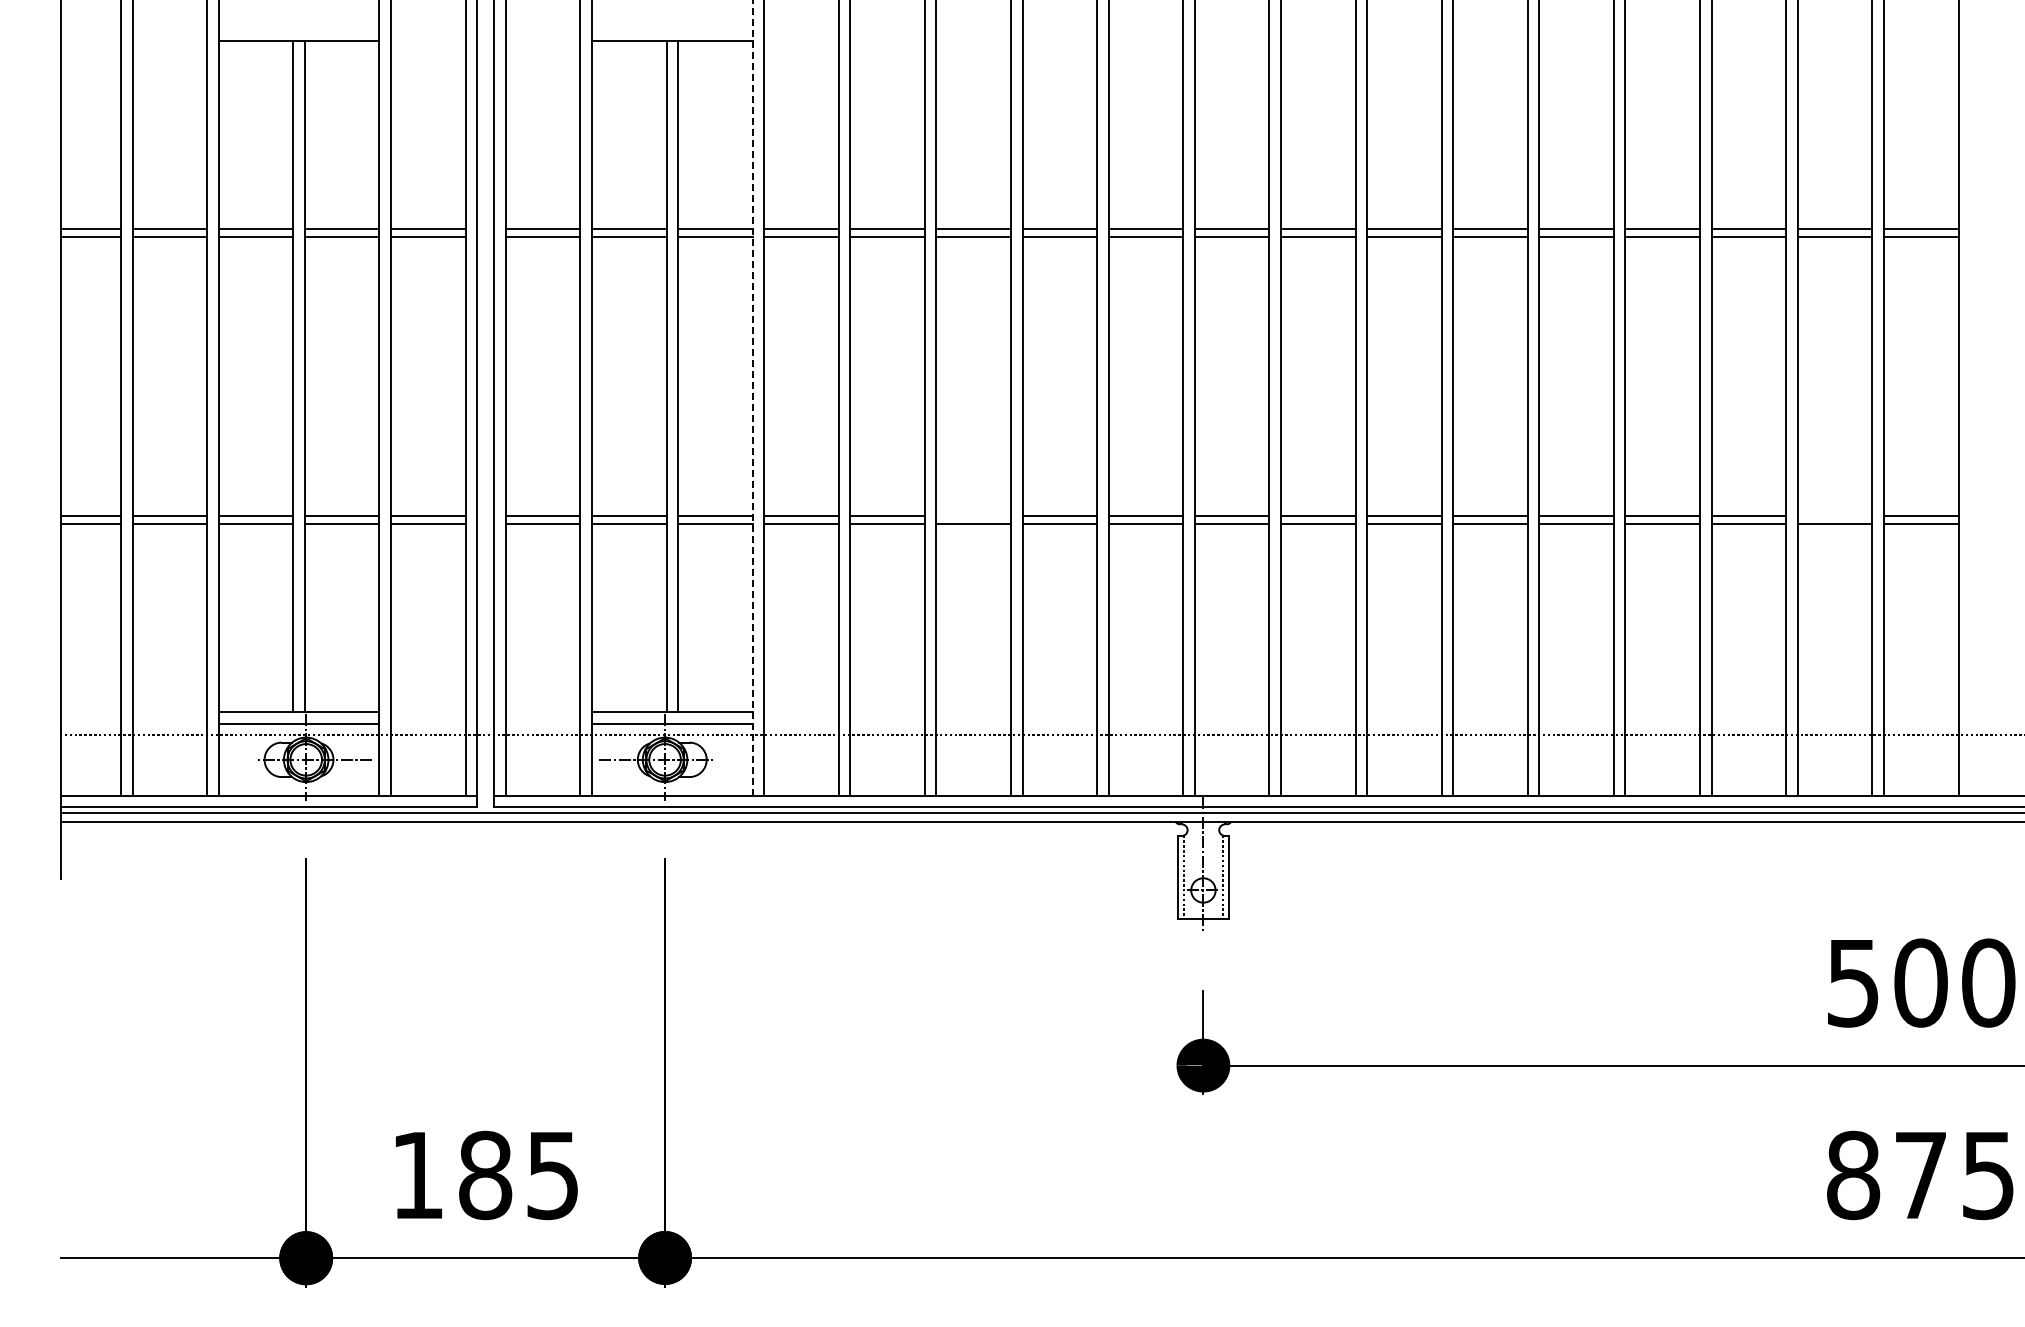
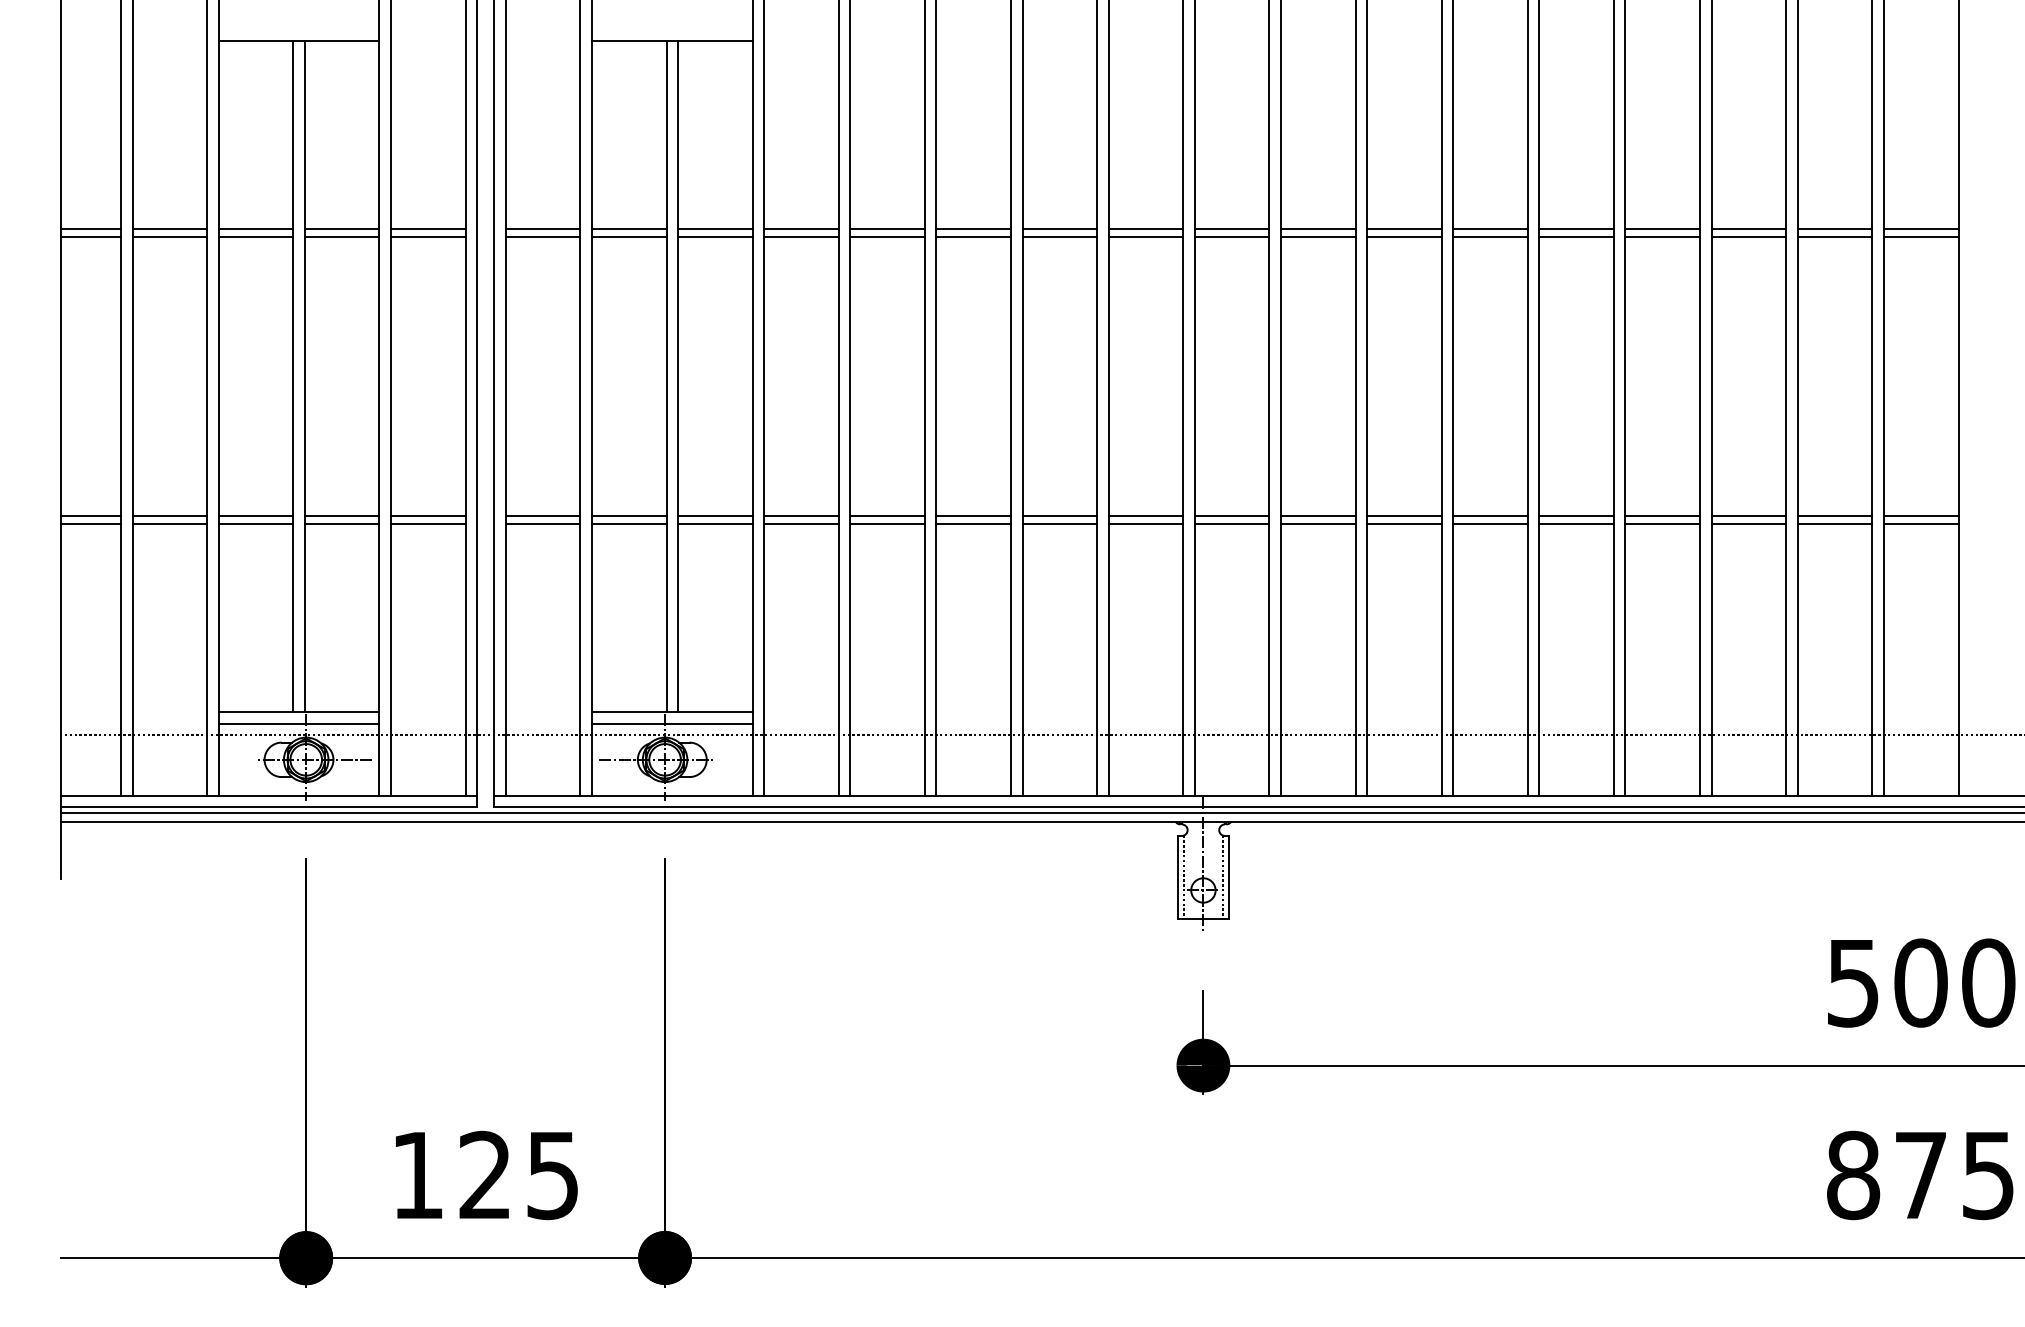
line: dashed -> solid (752, 398)
line: none -> present (973, 515)
line: none -> present (1834, 515)
text: 185 -> 125 (485, 1175)
